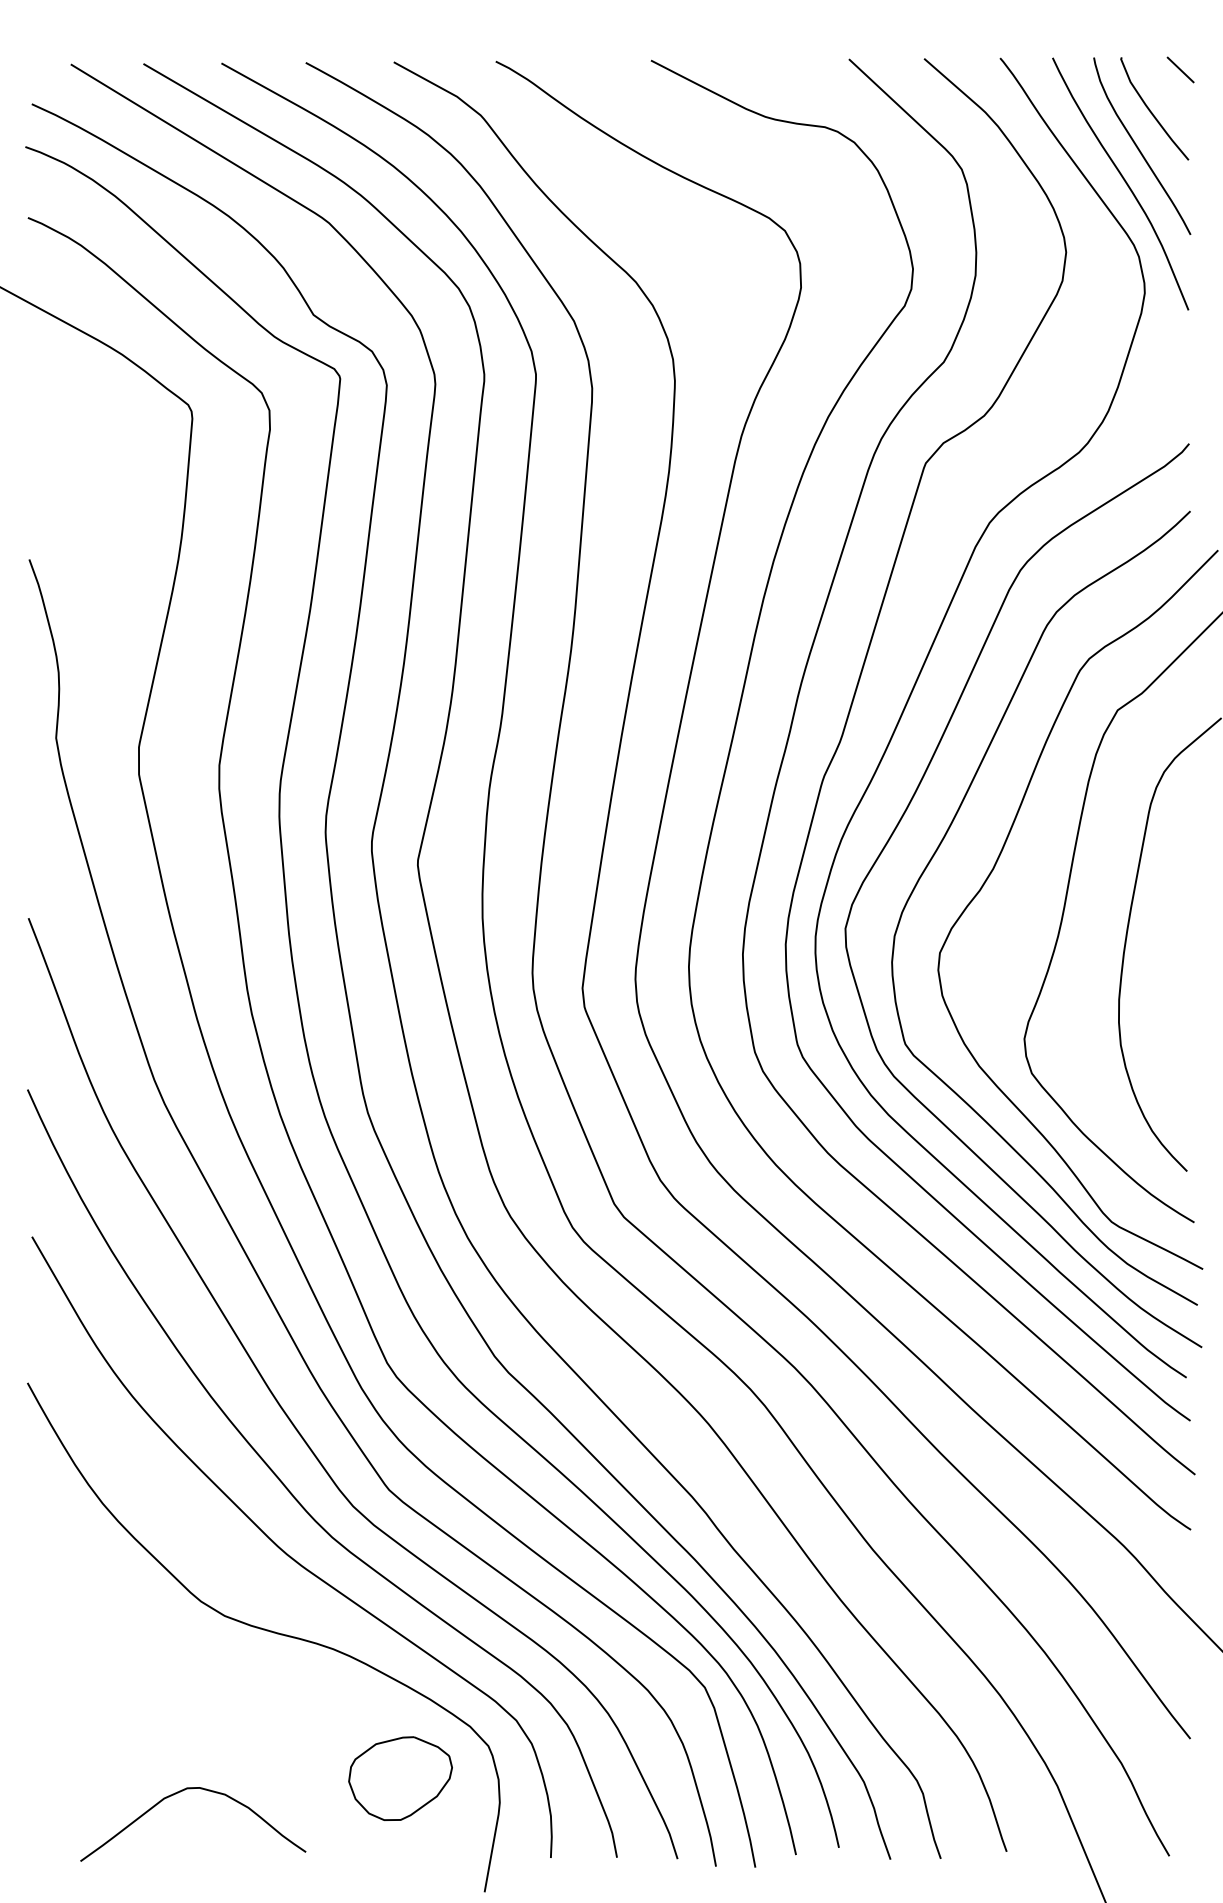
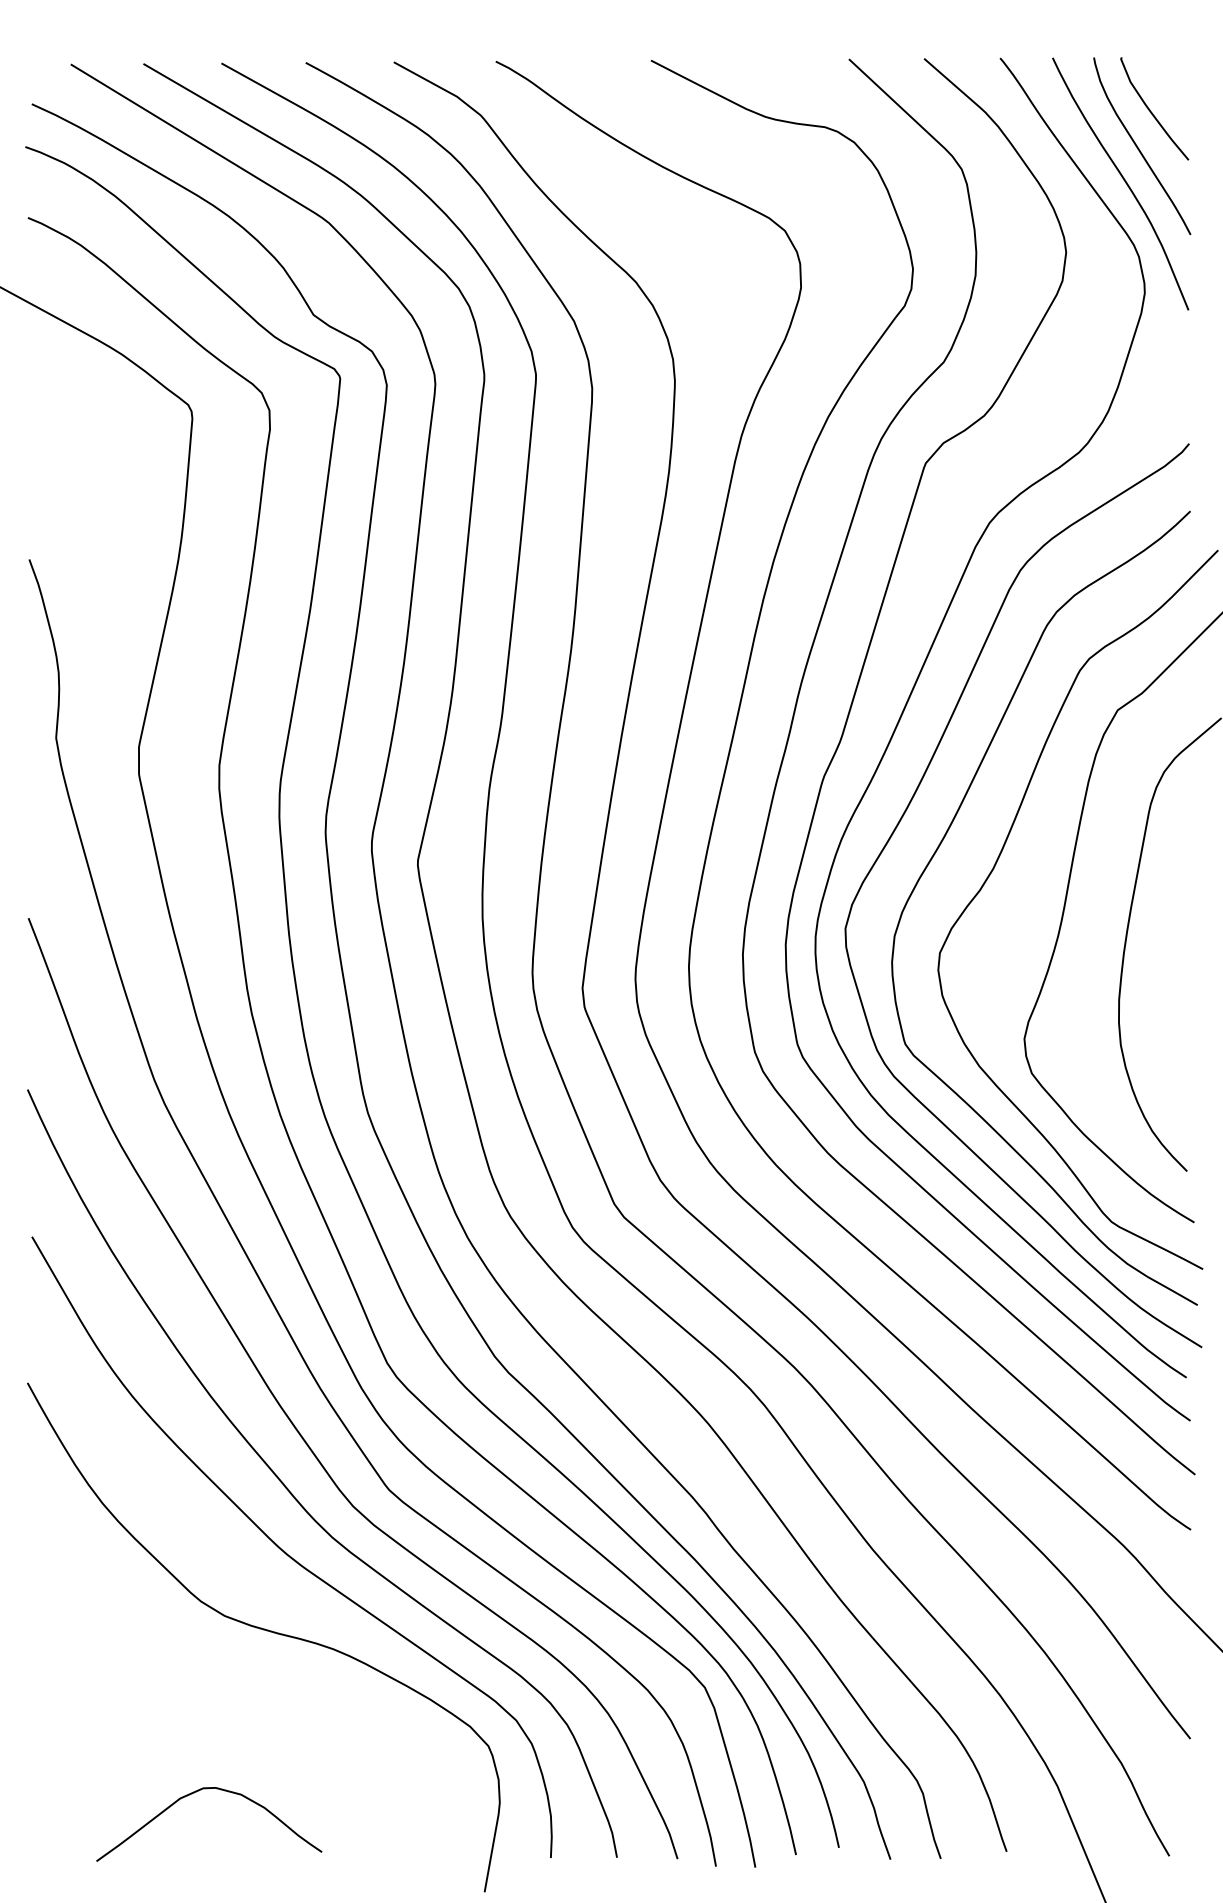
line: present -> none (1180, 69)
part: present -> none (400, 1778)
curve position: (178, 1793) -> (194, 1793) (194, 1793)
